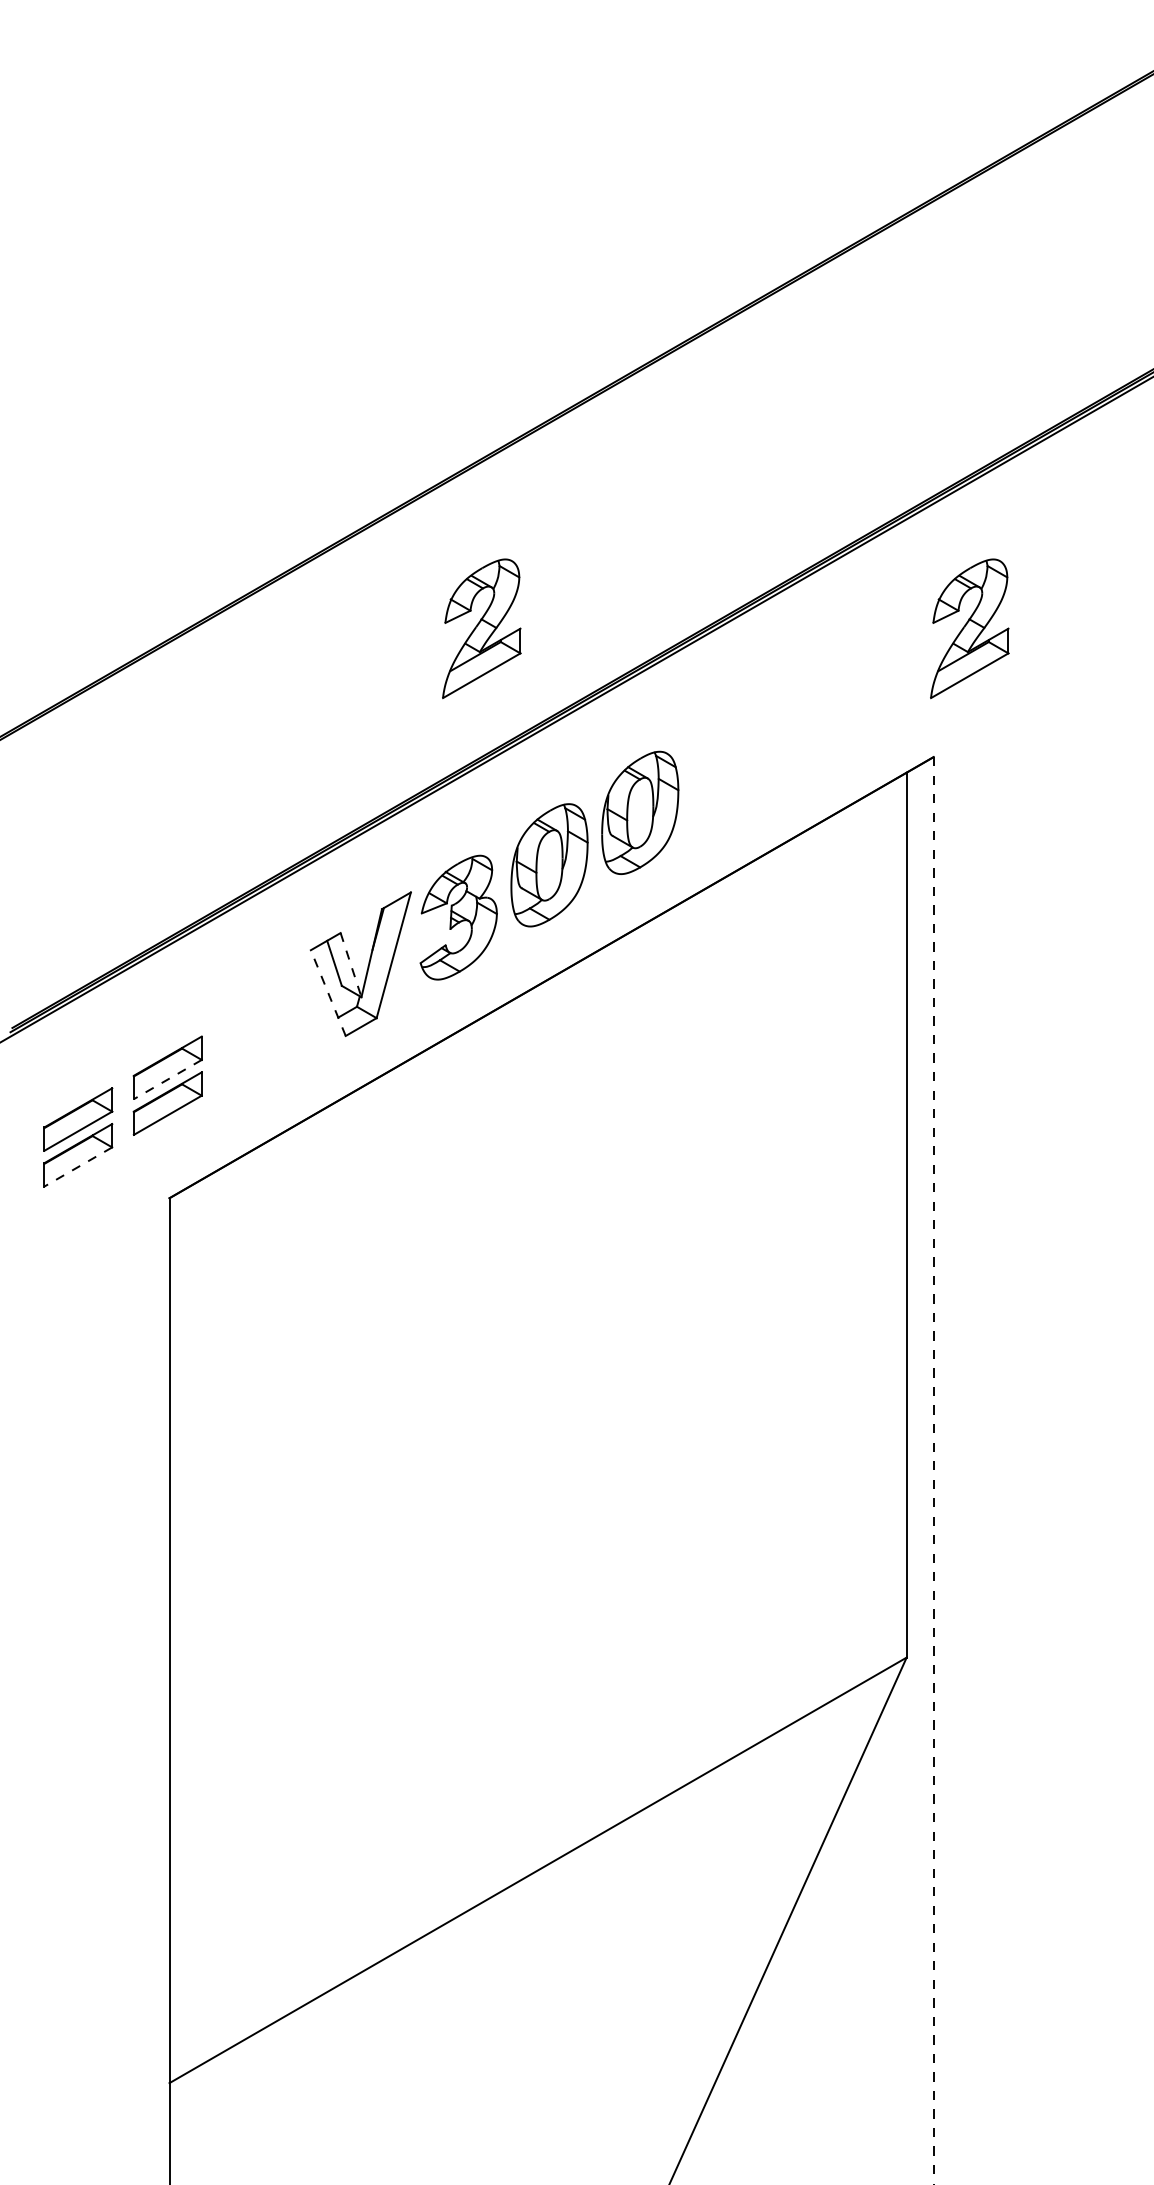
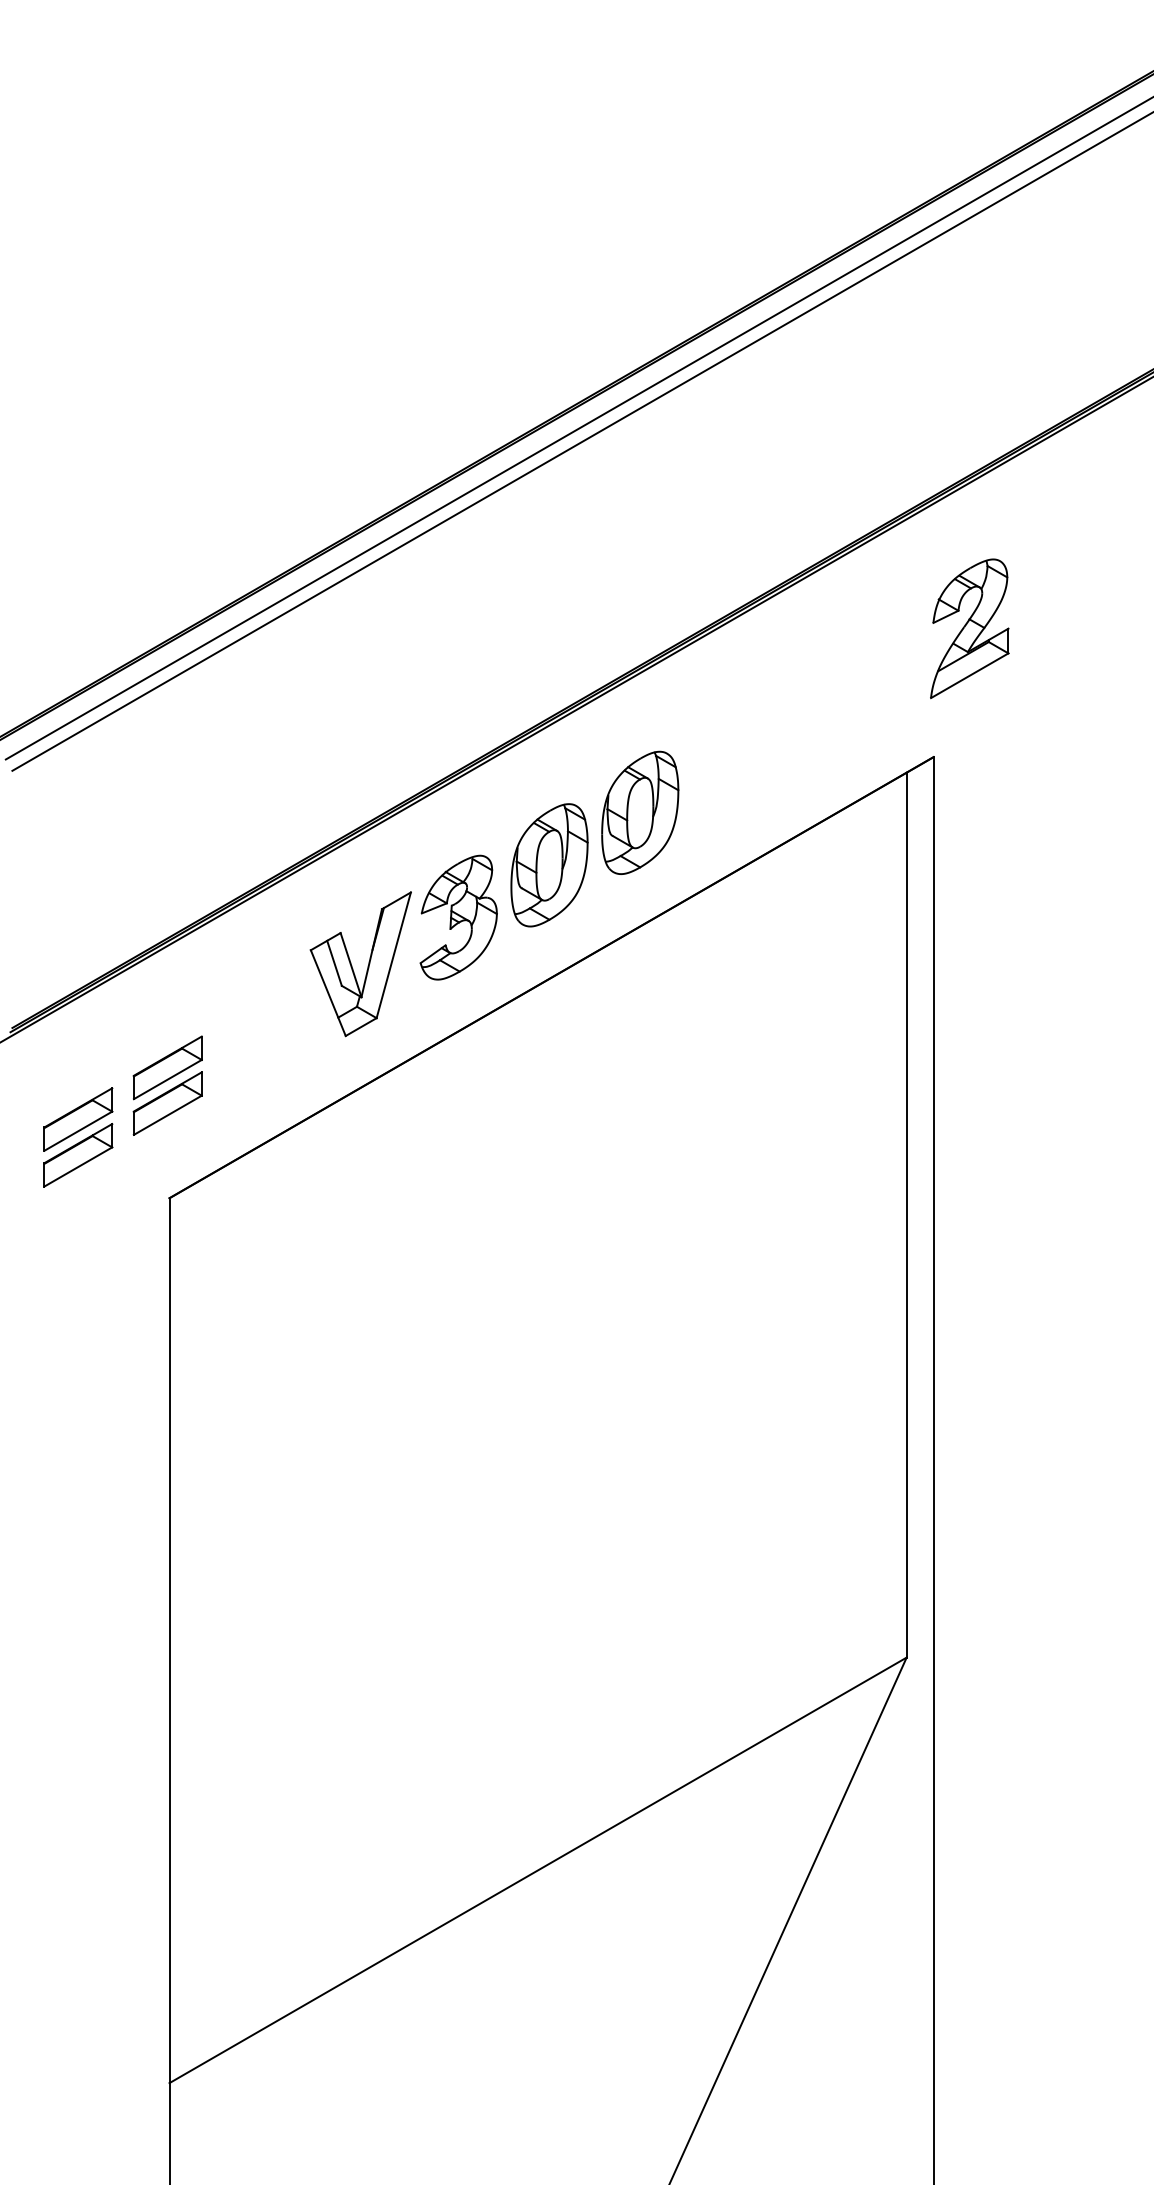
line: none -> present (577, 428)
line: none -> present (581, 441)
part: present -> none (481, 628)
line: dashed -> solid (351, 965)
line: dashed -> solid (328, 992)
line: dashed -> solid (167, 1079)
line: dashed -> solid (77, 1167)
line: dashed -> solid (933, 1470)
